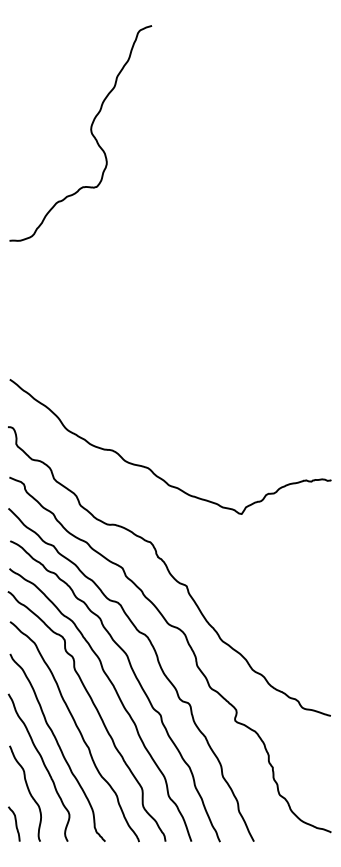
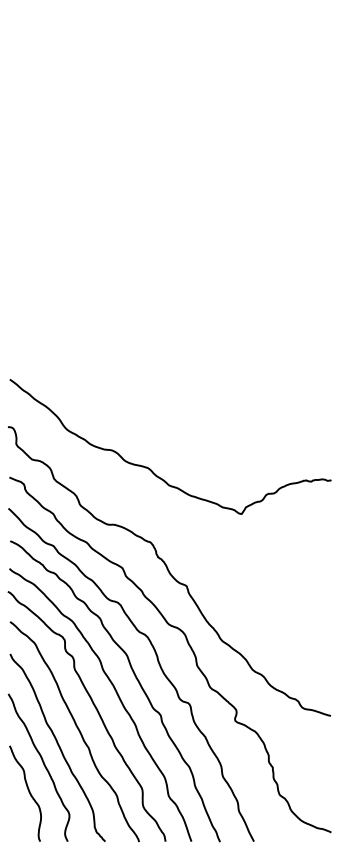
curve: present -> none (90, 132)
curve: present -> none (15, 823)
